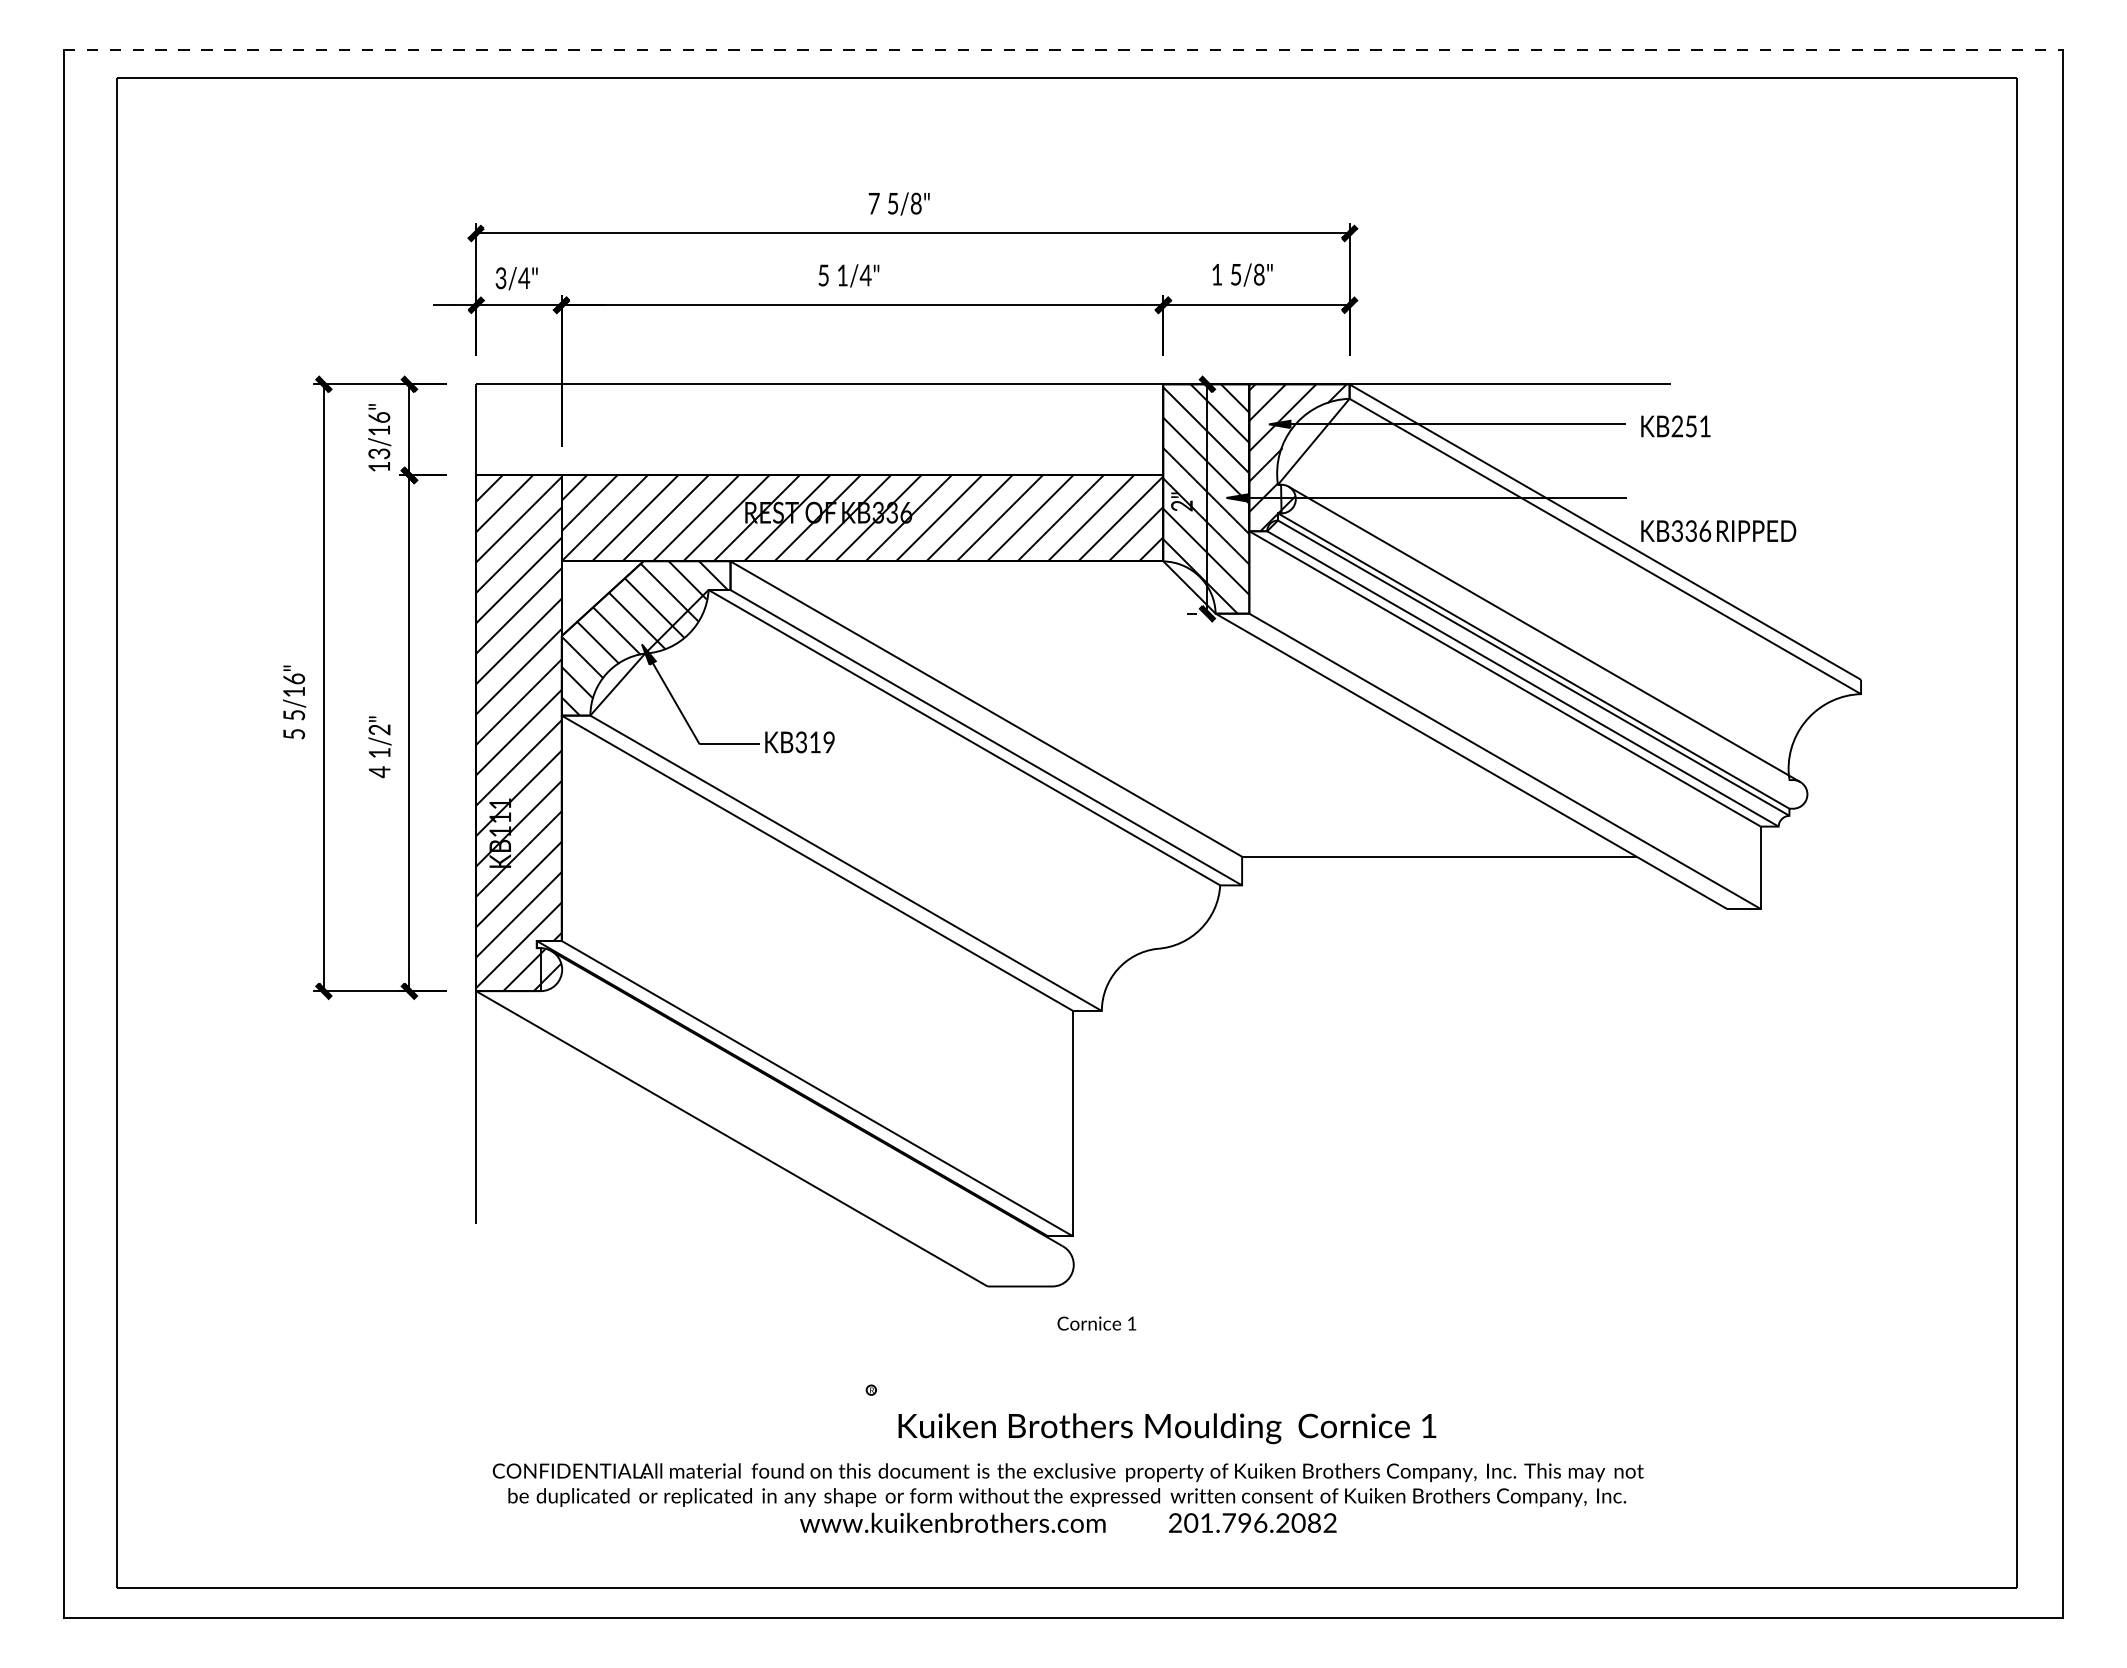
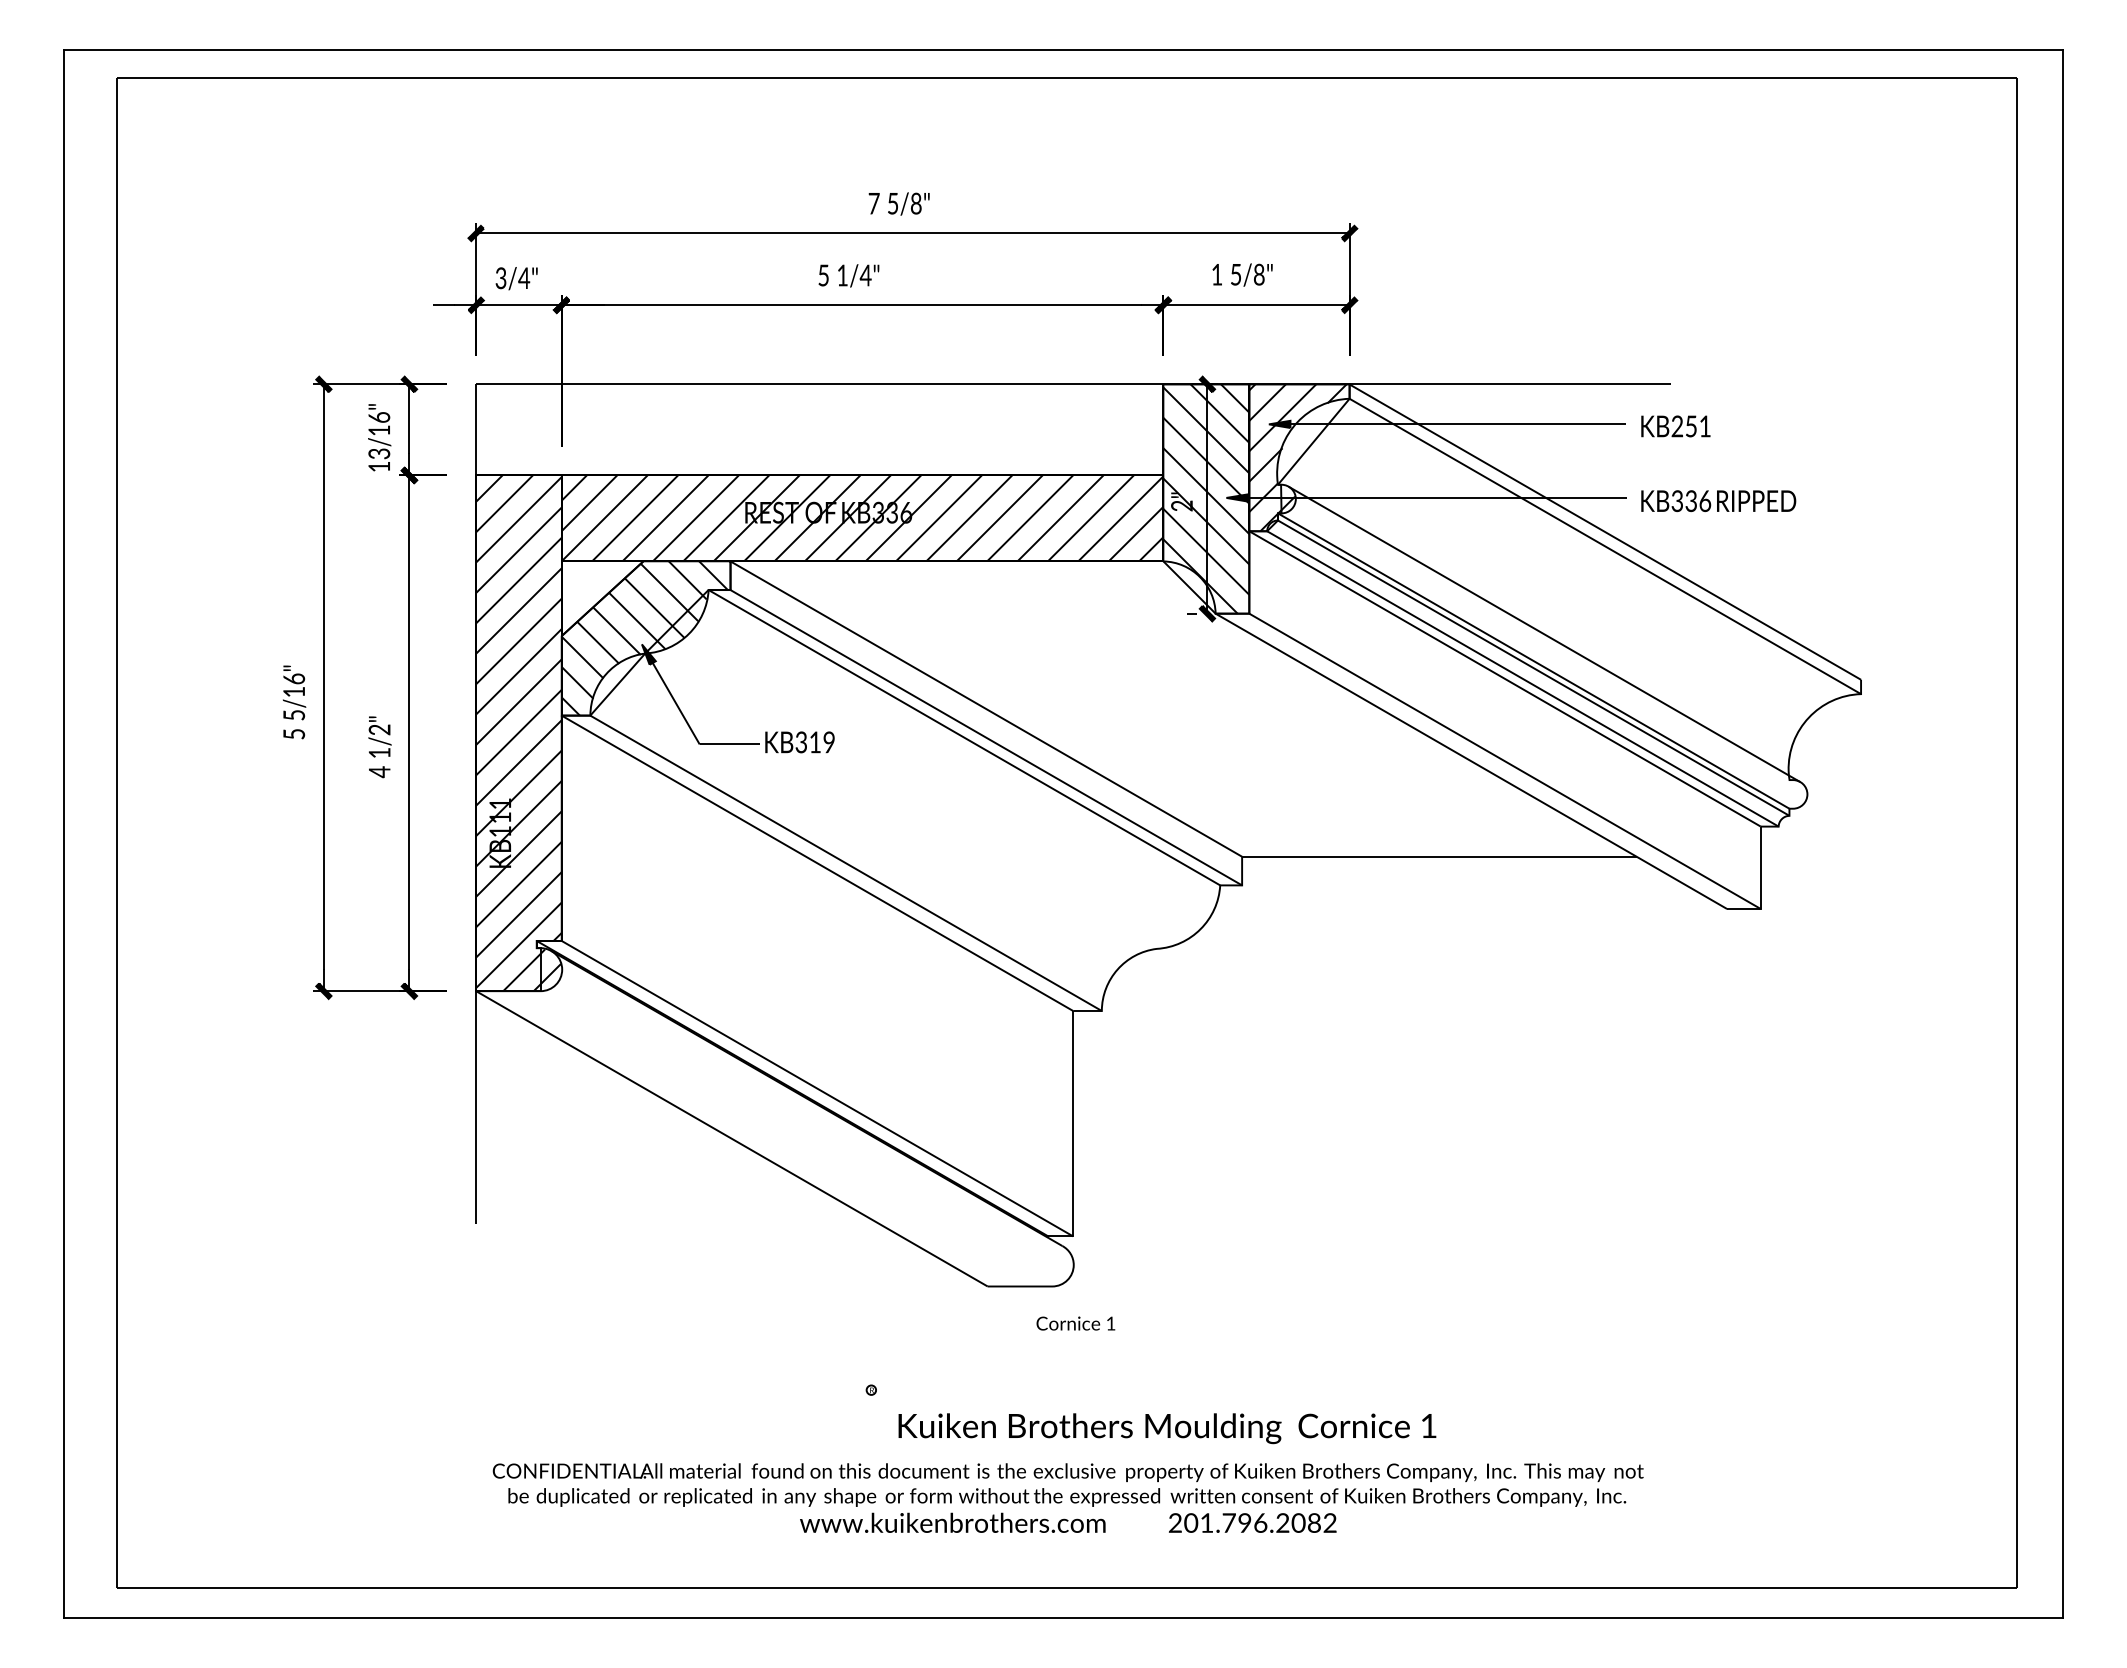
line: dashed -> solid (1063, 50)
text position: (1718, 531) -> (1718, 501) (1718, 501)
text position: (1096, 1323) -> (1075, 1323) (1075, 1323)
